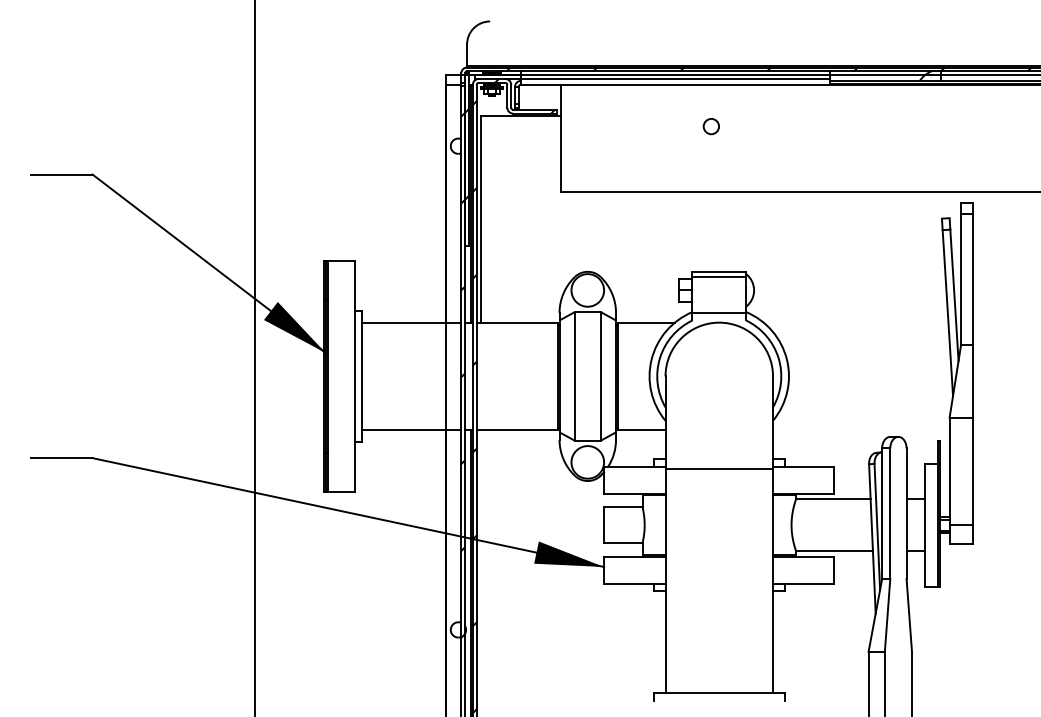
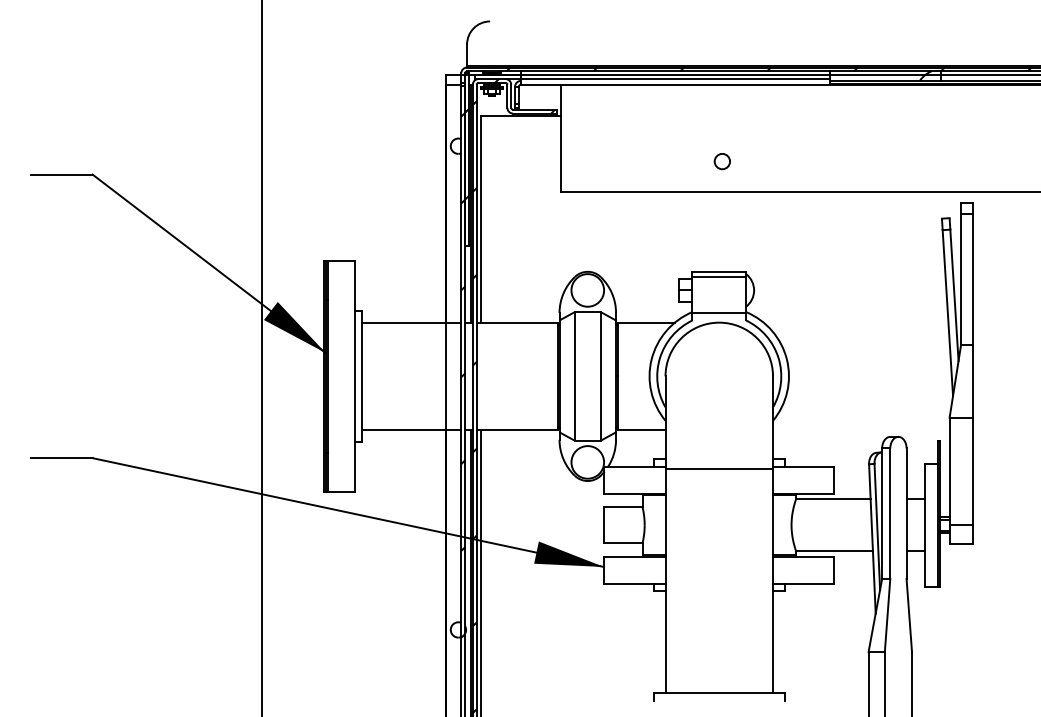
circle position: (710, 126) -> (721, 161) (721, 161)
line position: (254, 357) -> (261, 357) (261, 357)
line: none -> present (480, 571)
